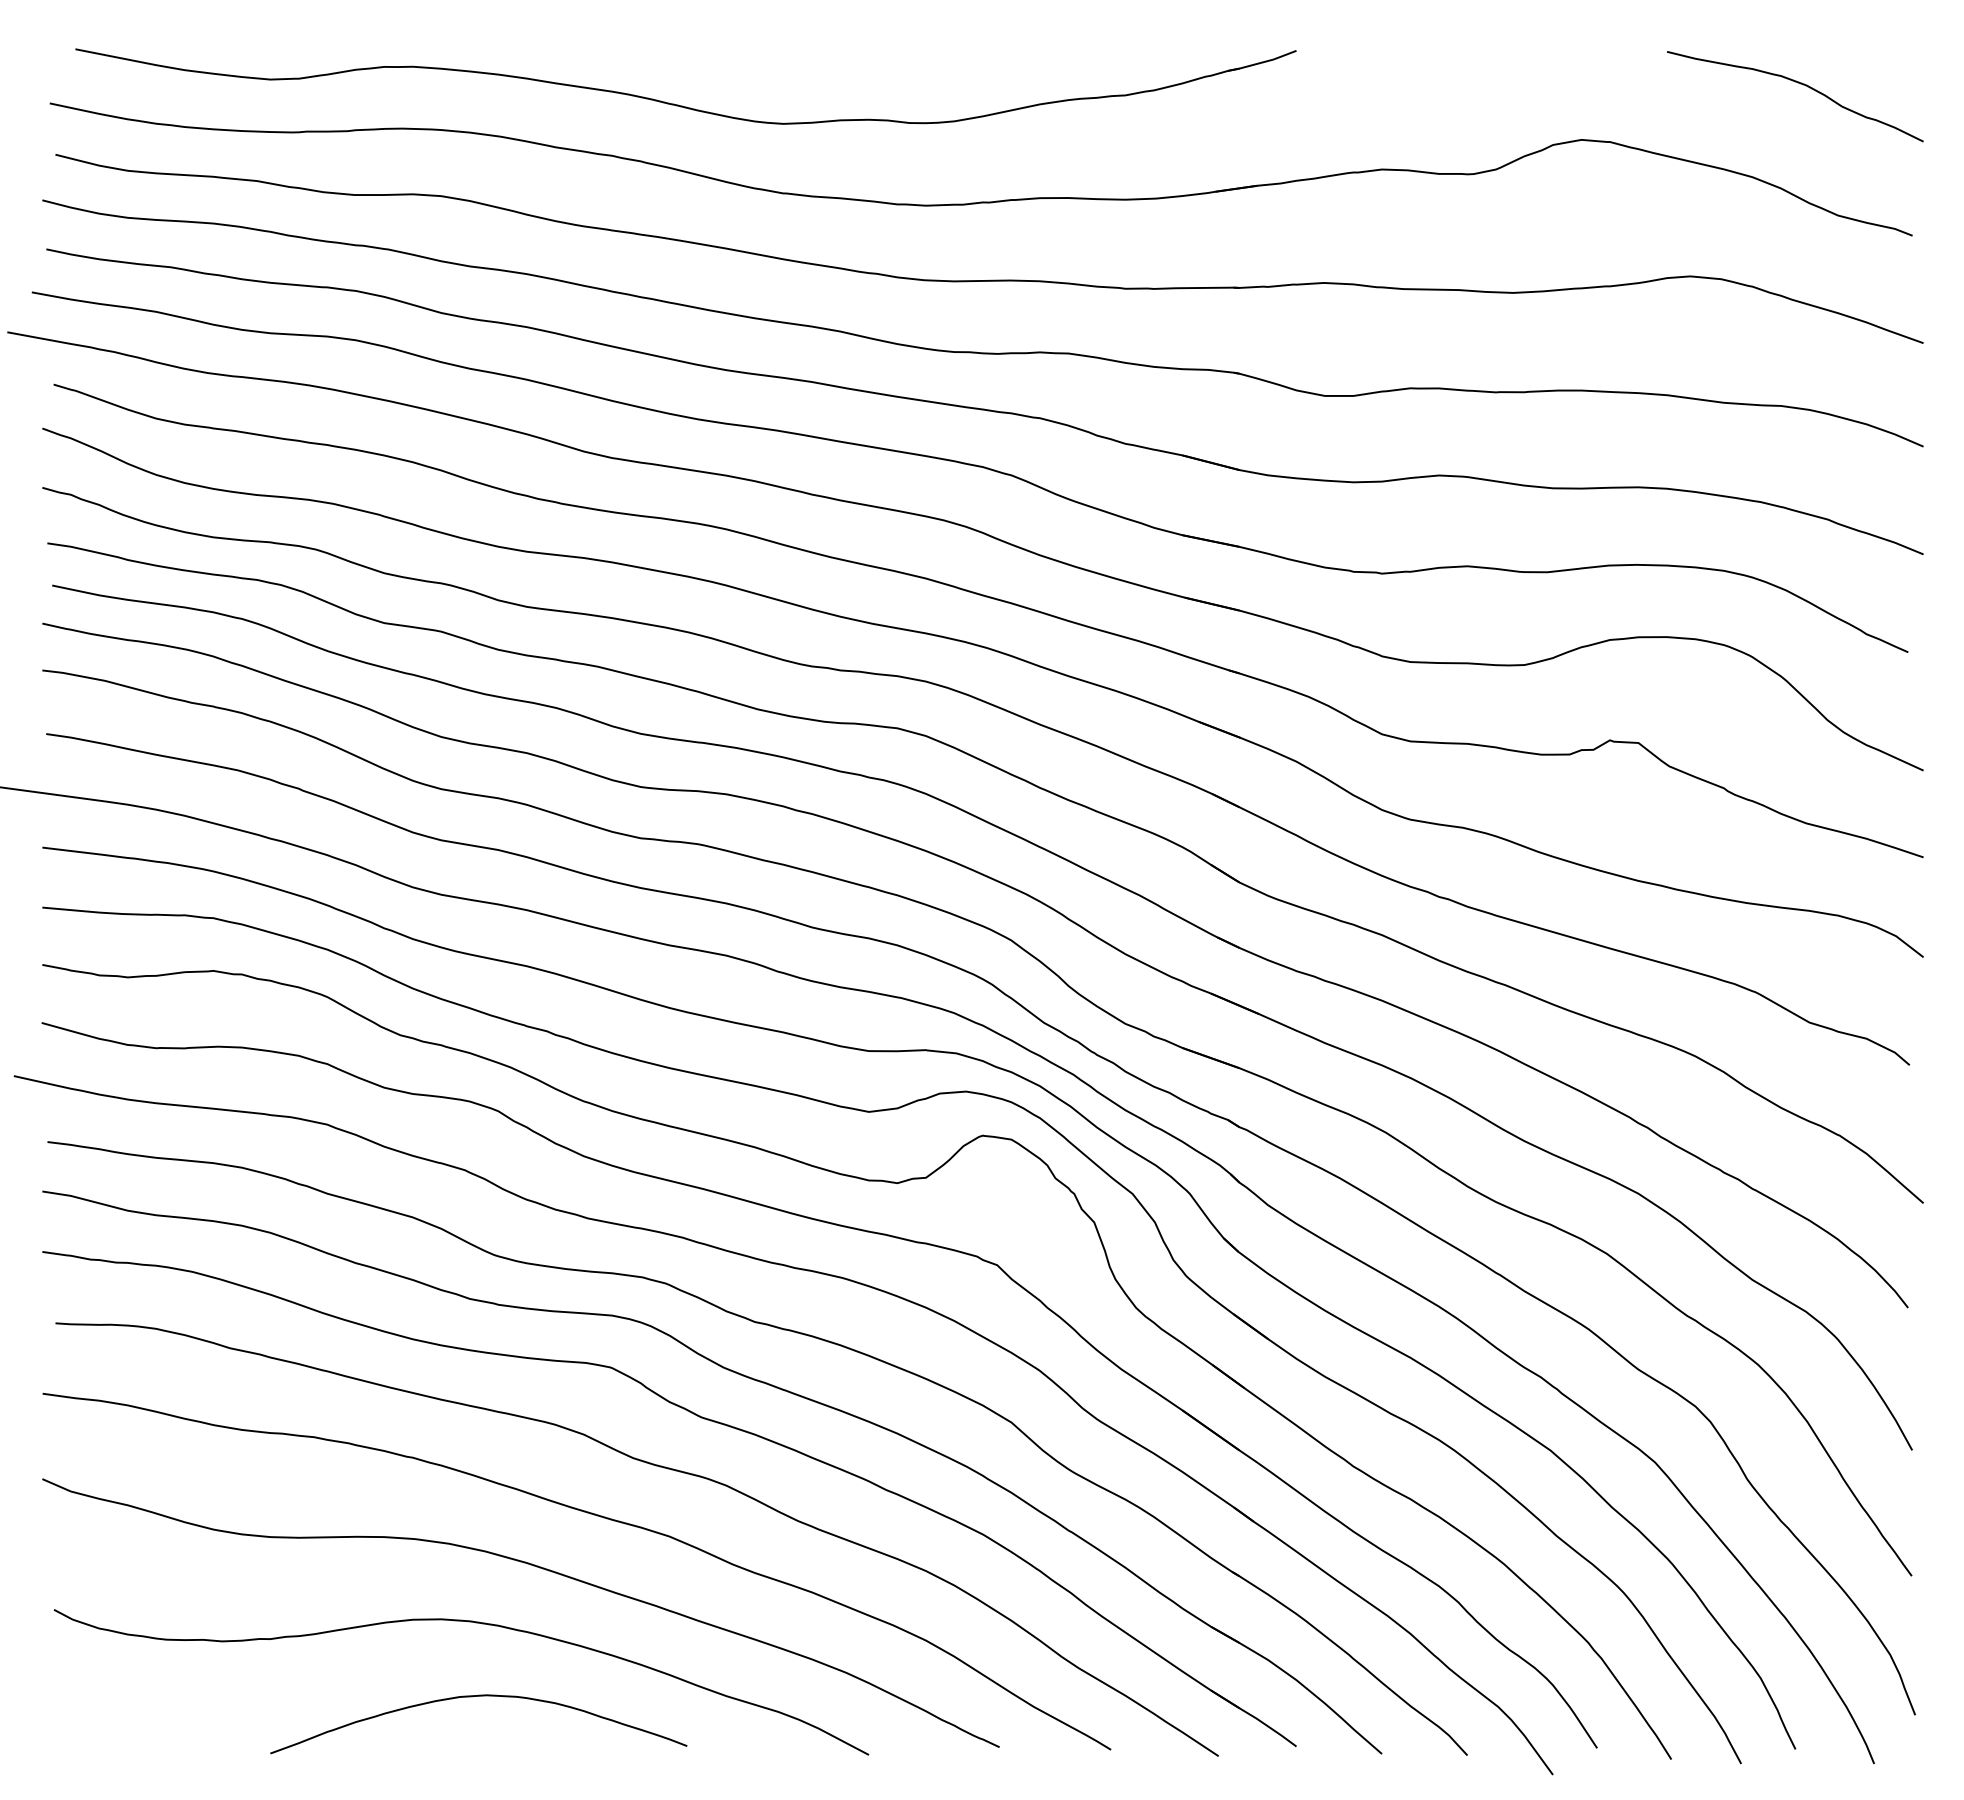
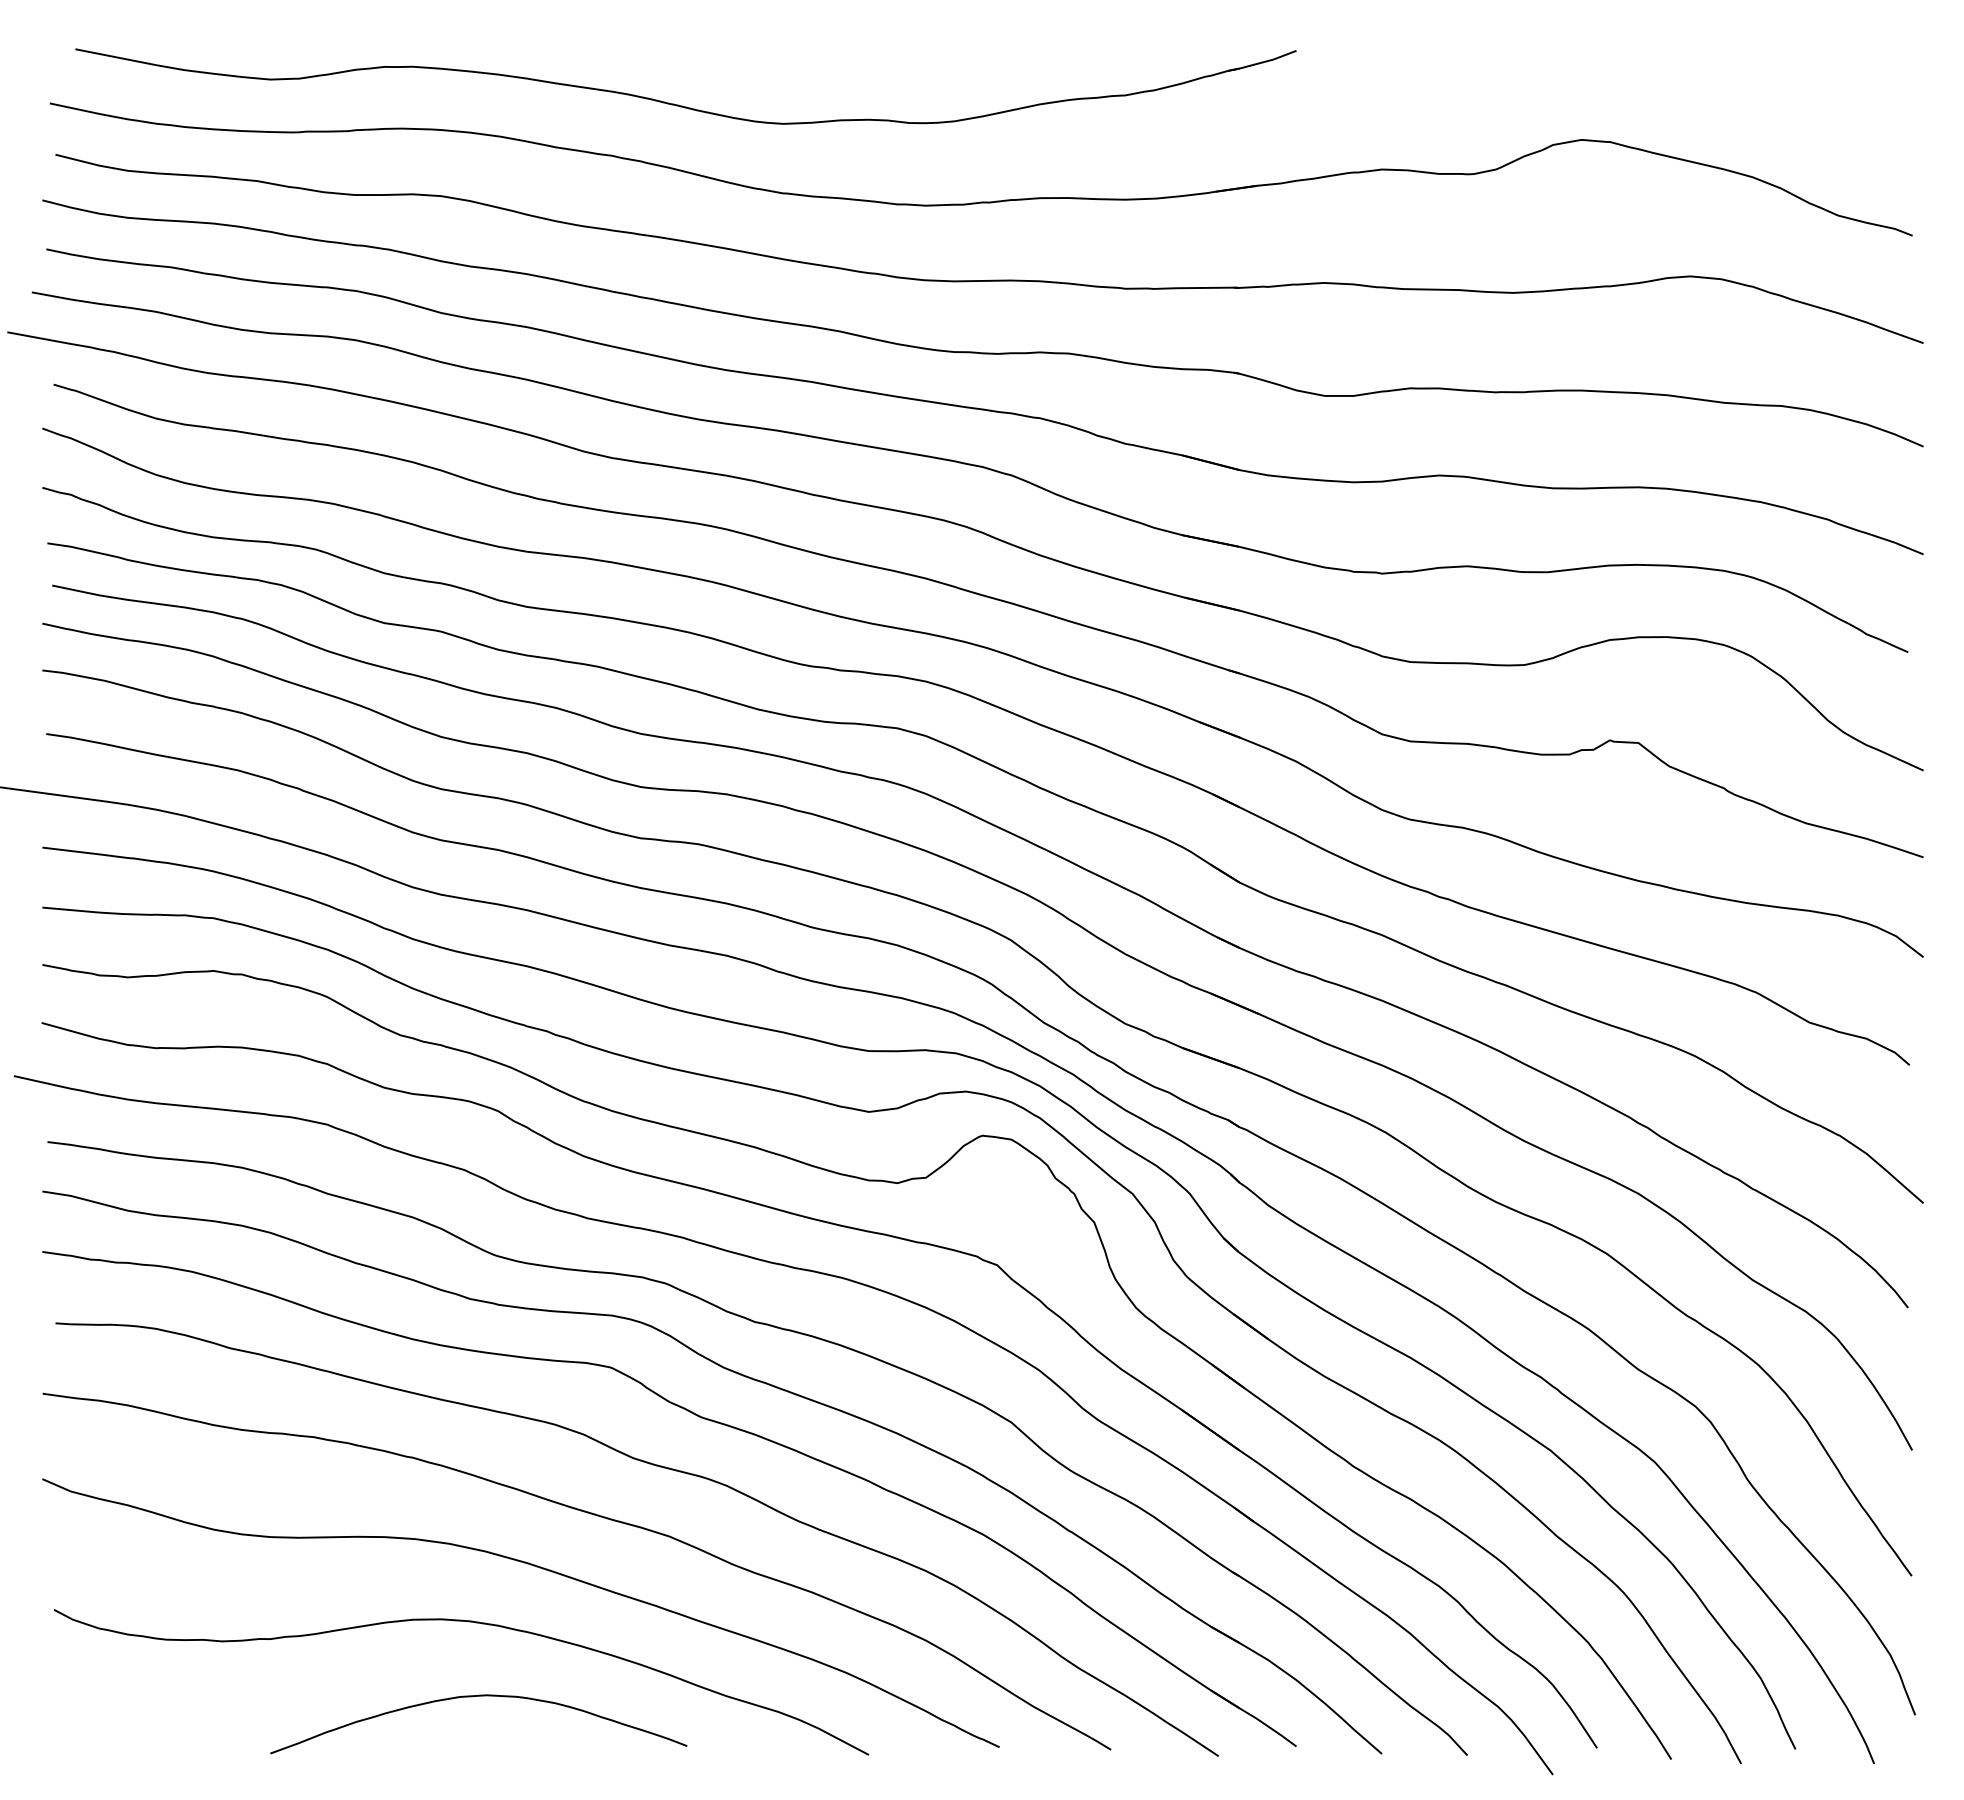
curve: present -> none (1800, 84)
